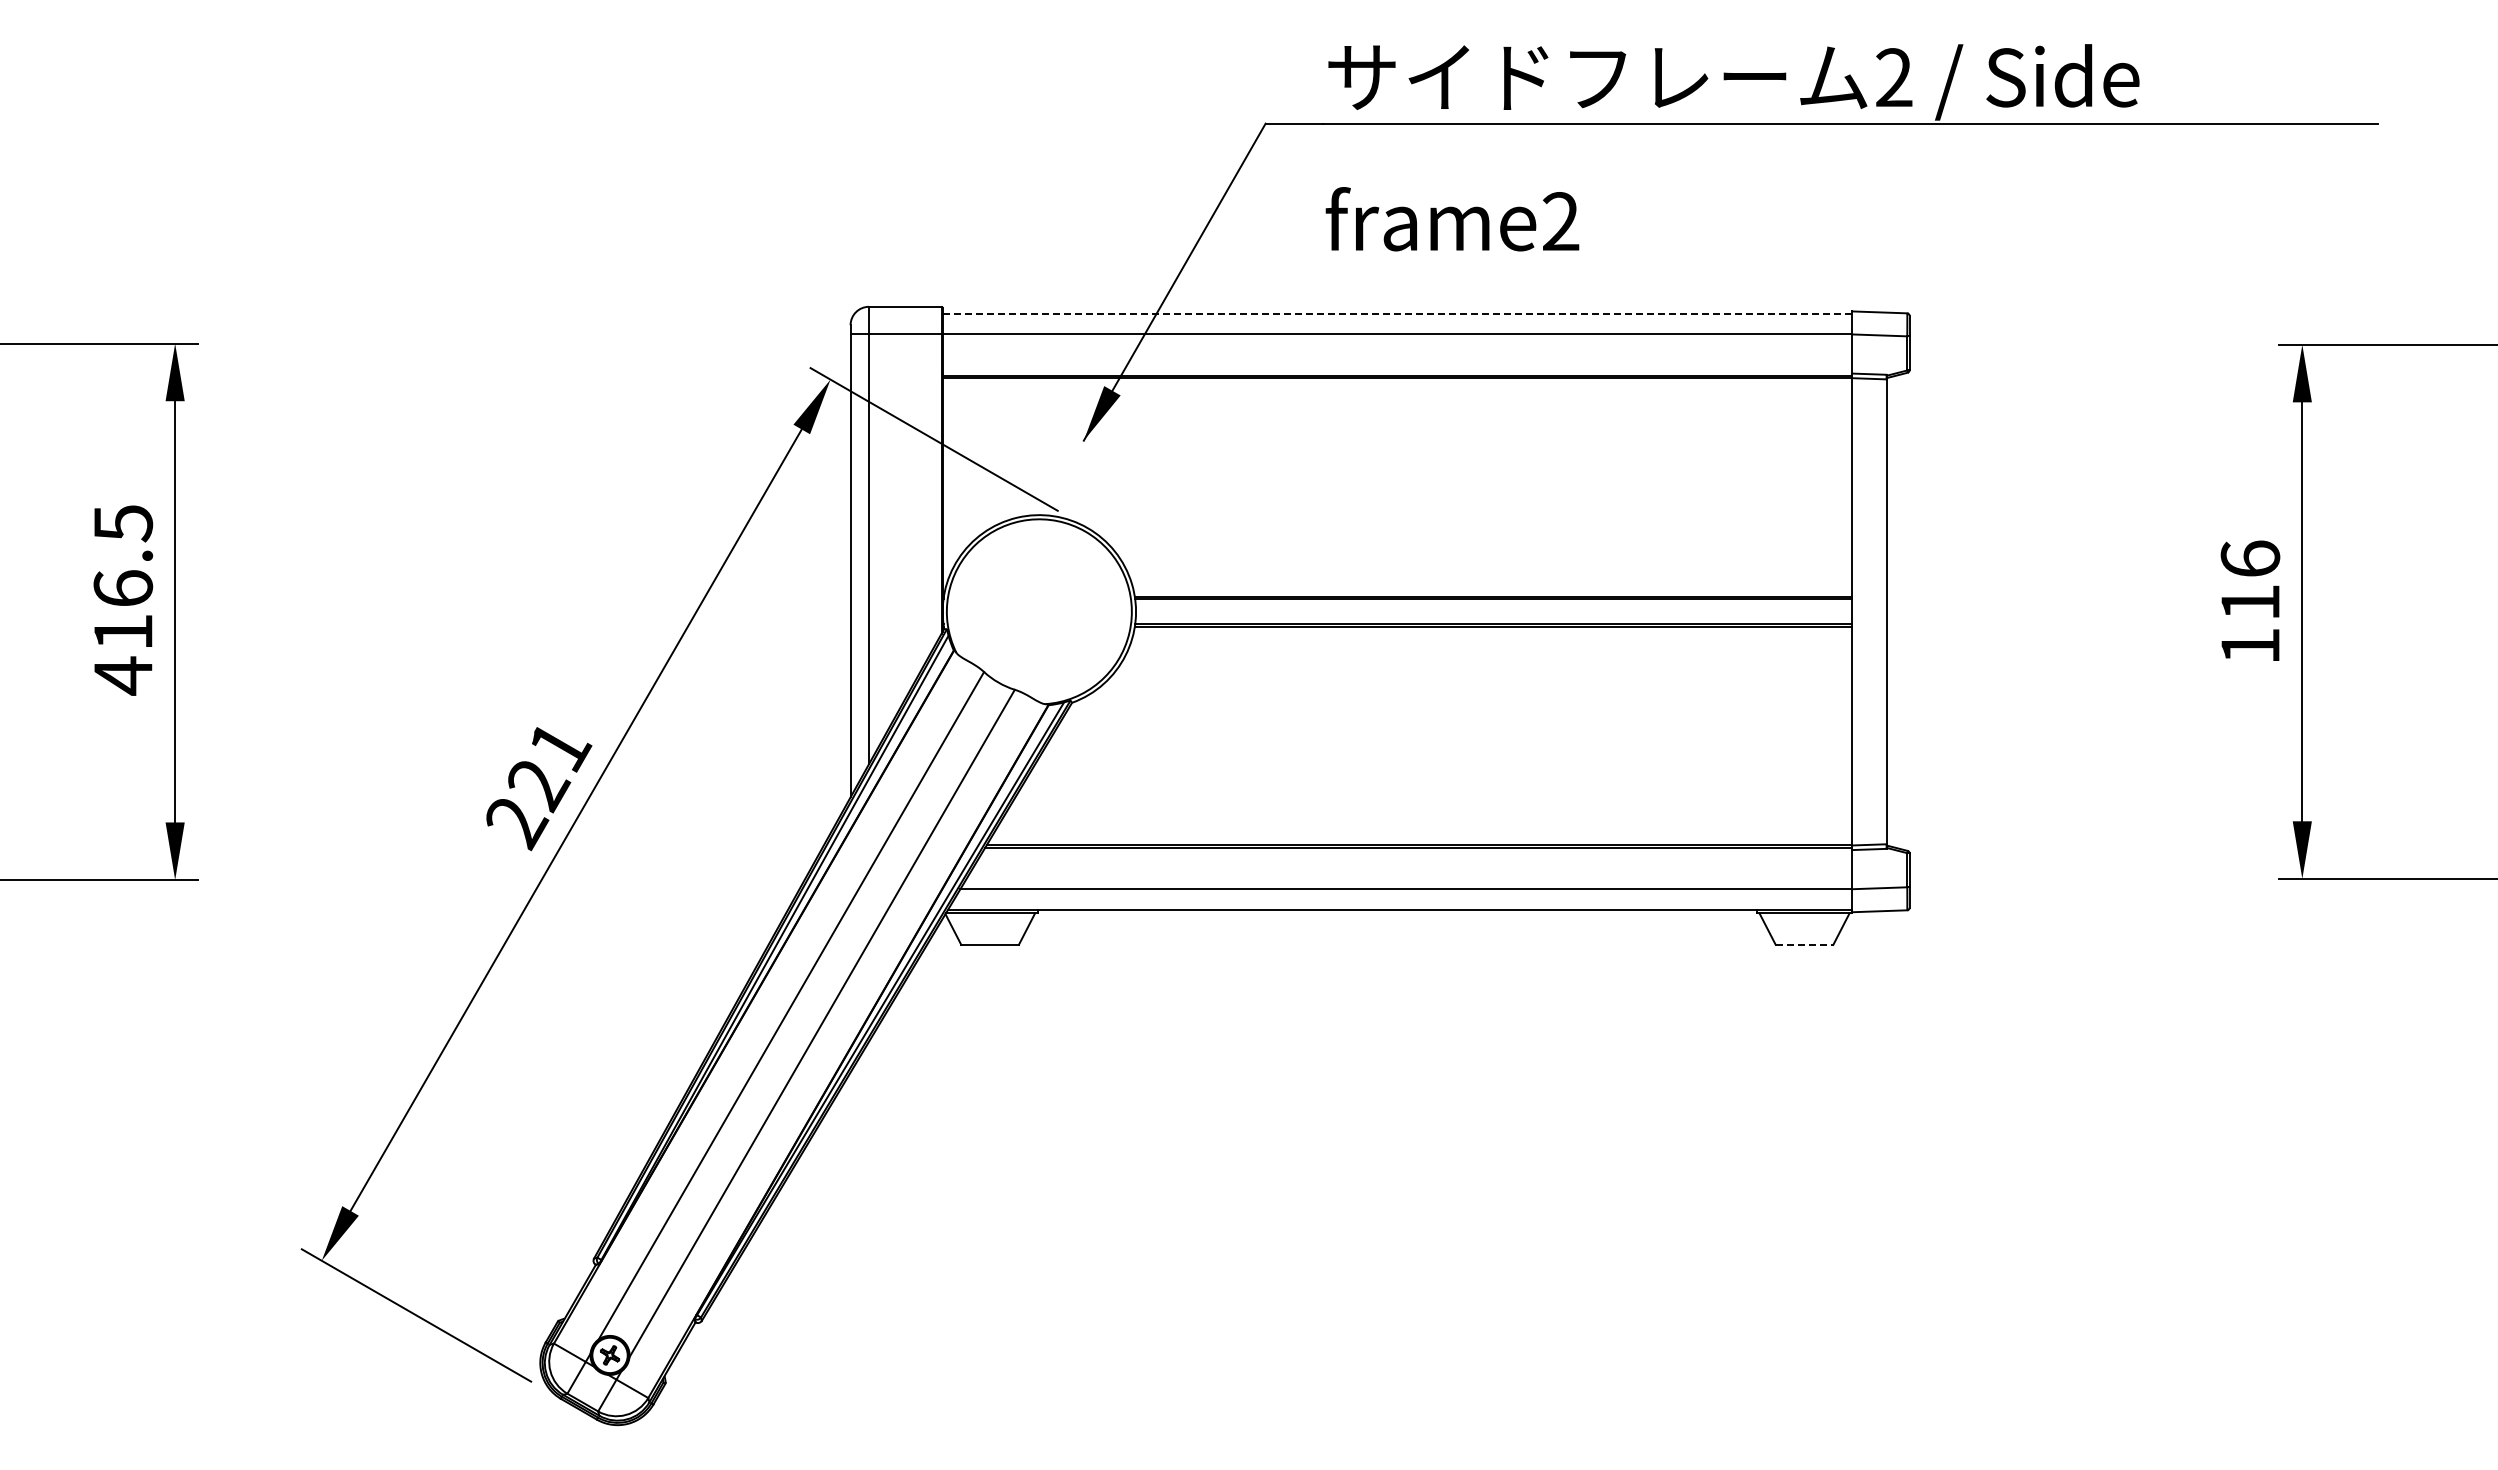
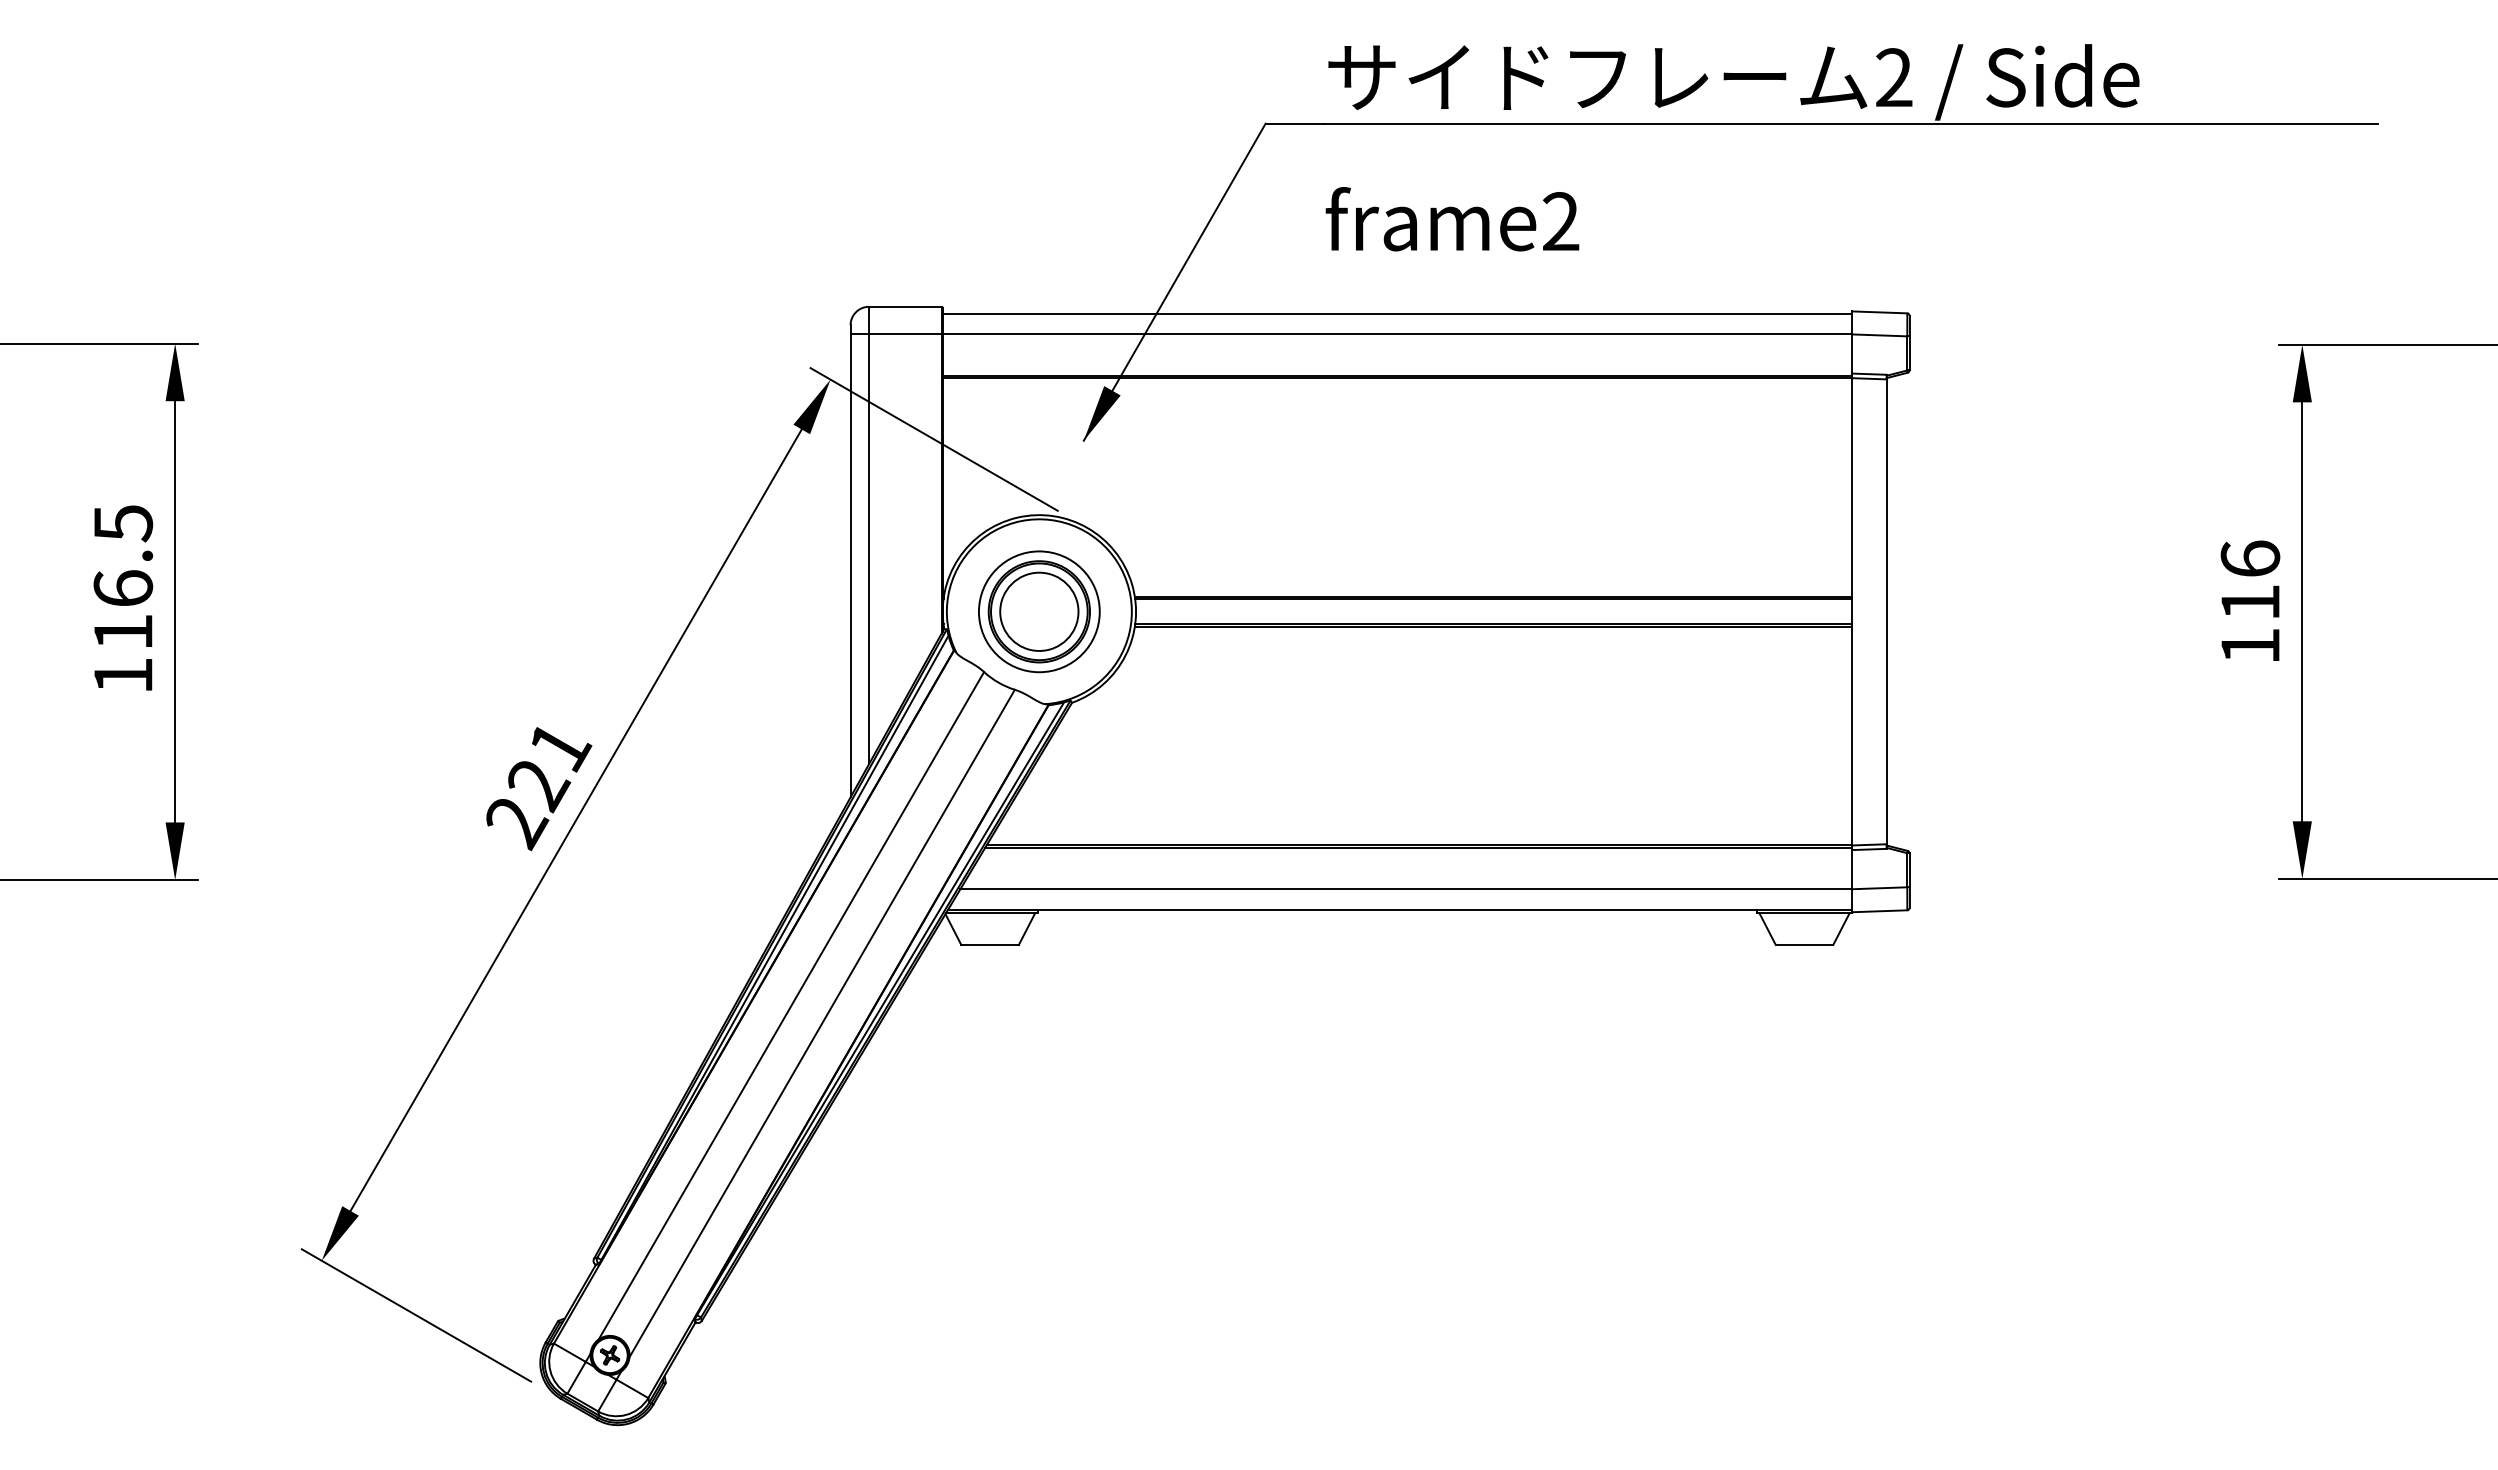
line: dashed -> solid (1397, 313)
part: none -> present (1039, 611)
text: 416.5 -> 116.5 (123, 675)
line: dashed -> solid (1804, 944)
